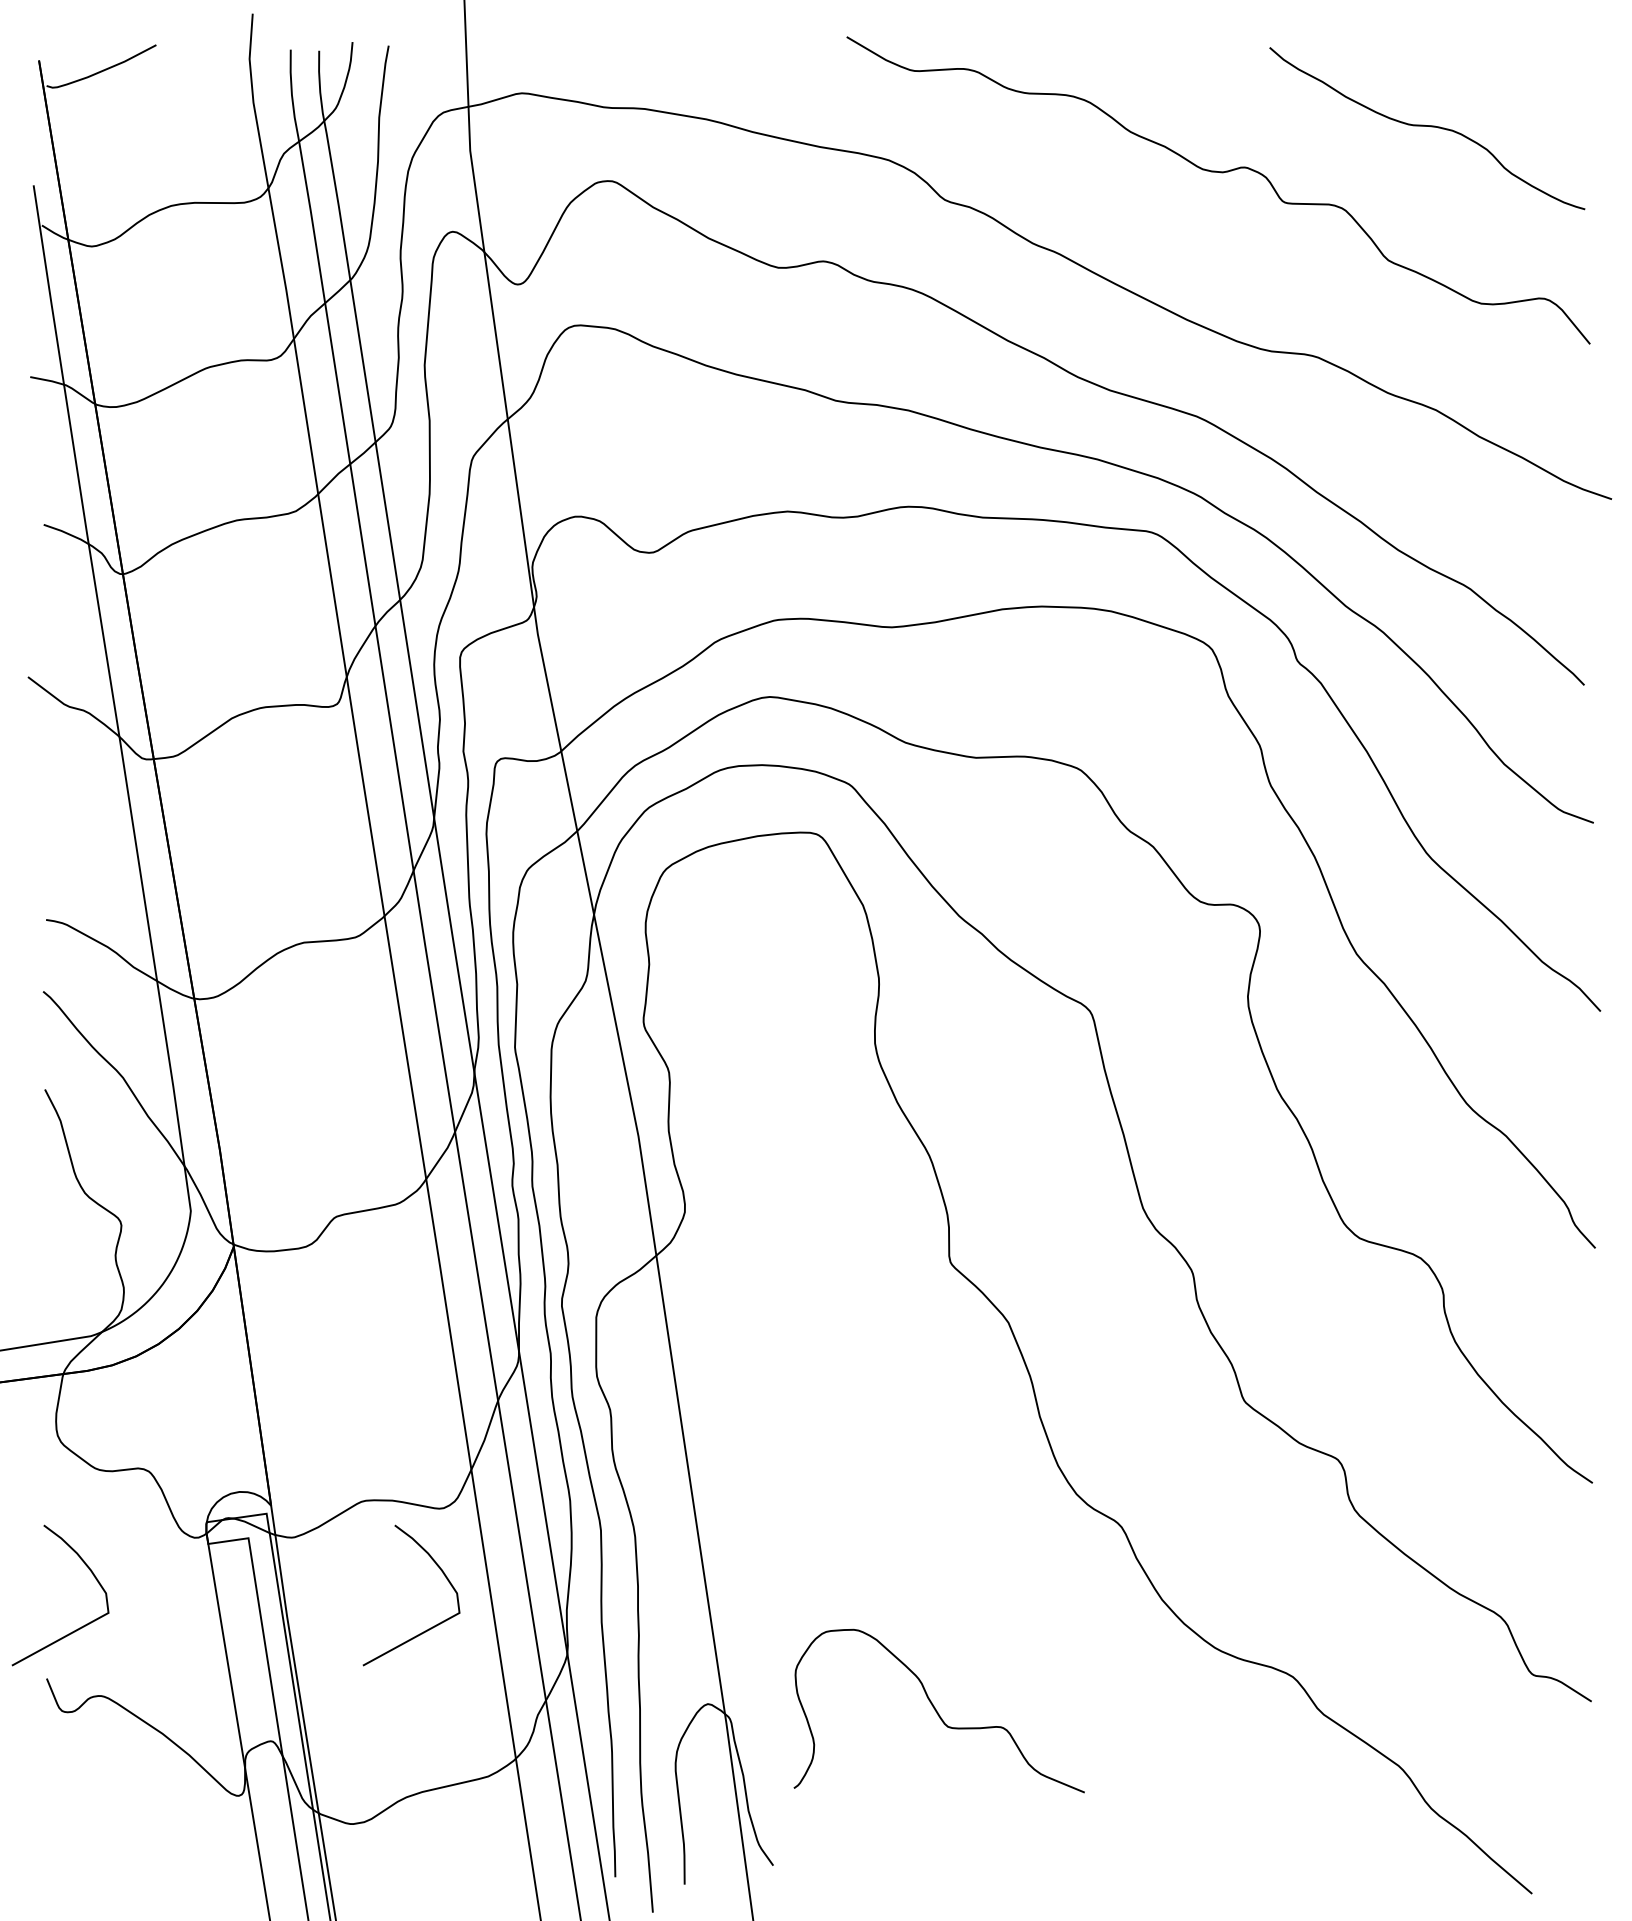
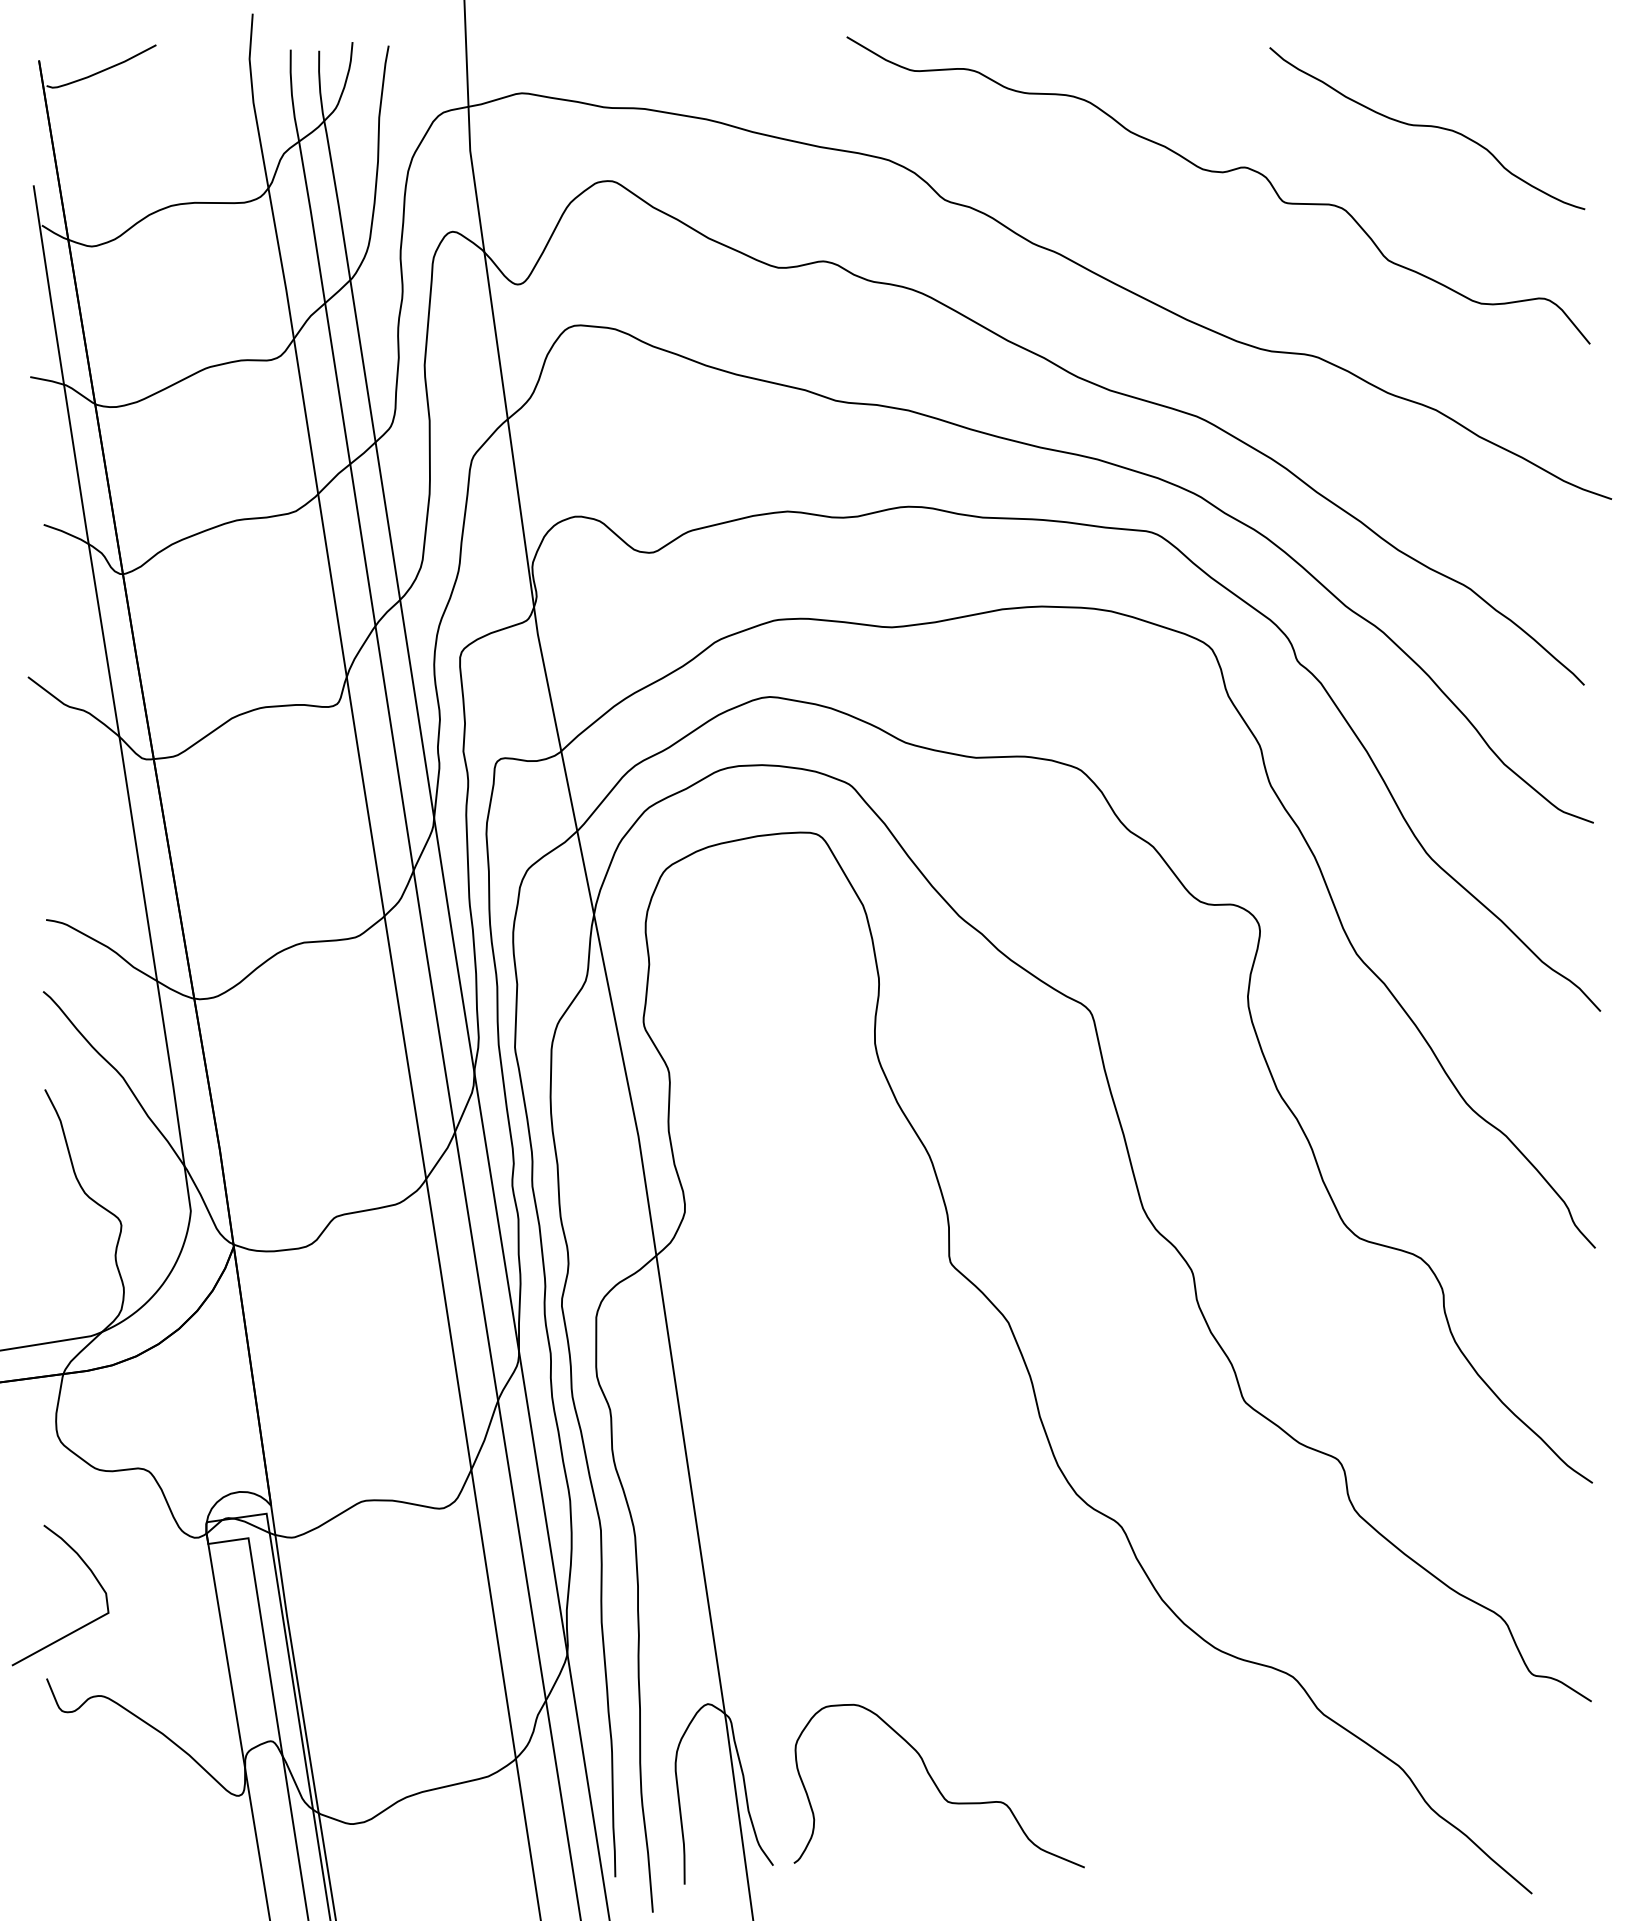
curve: present -> none (428, 1628)
curve position: (937, 1710) -> (937, 1785) (937, 1785)
